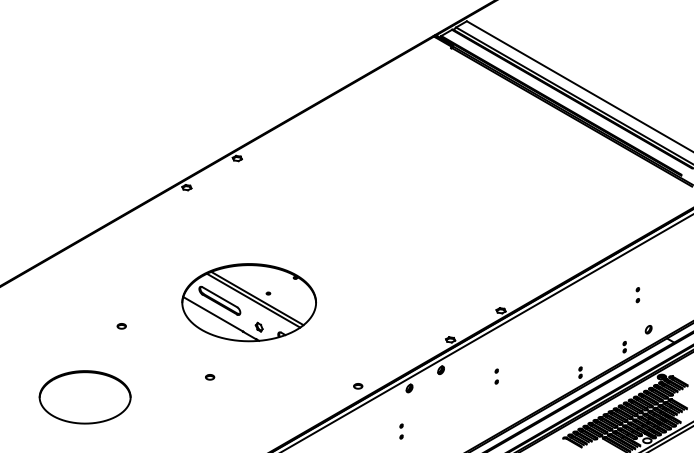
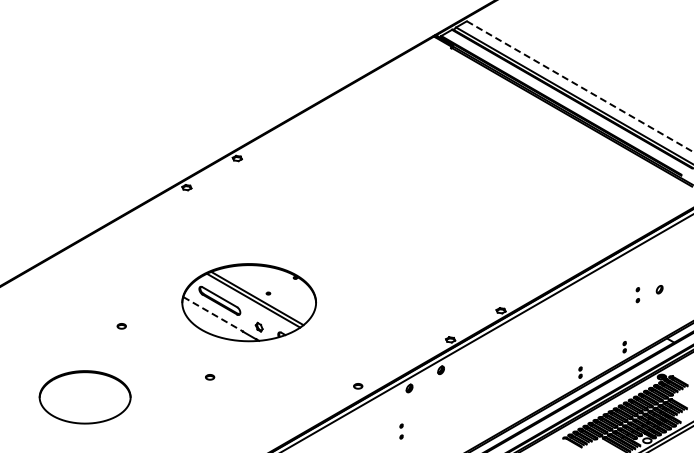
line: solid -> dashed (580, 87)
line: solid -> dashed (213, 314)
part position: (648, 329) -> (659, 289) (659, 289)
part: present -> none (496, 376)
